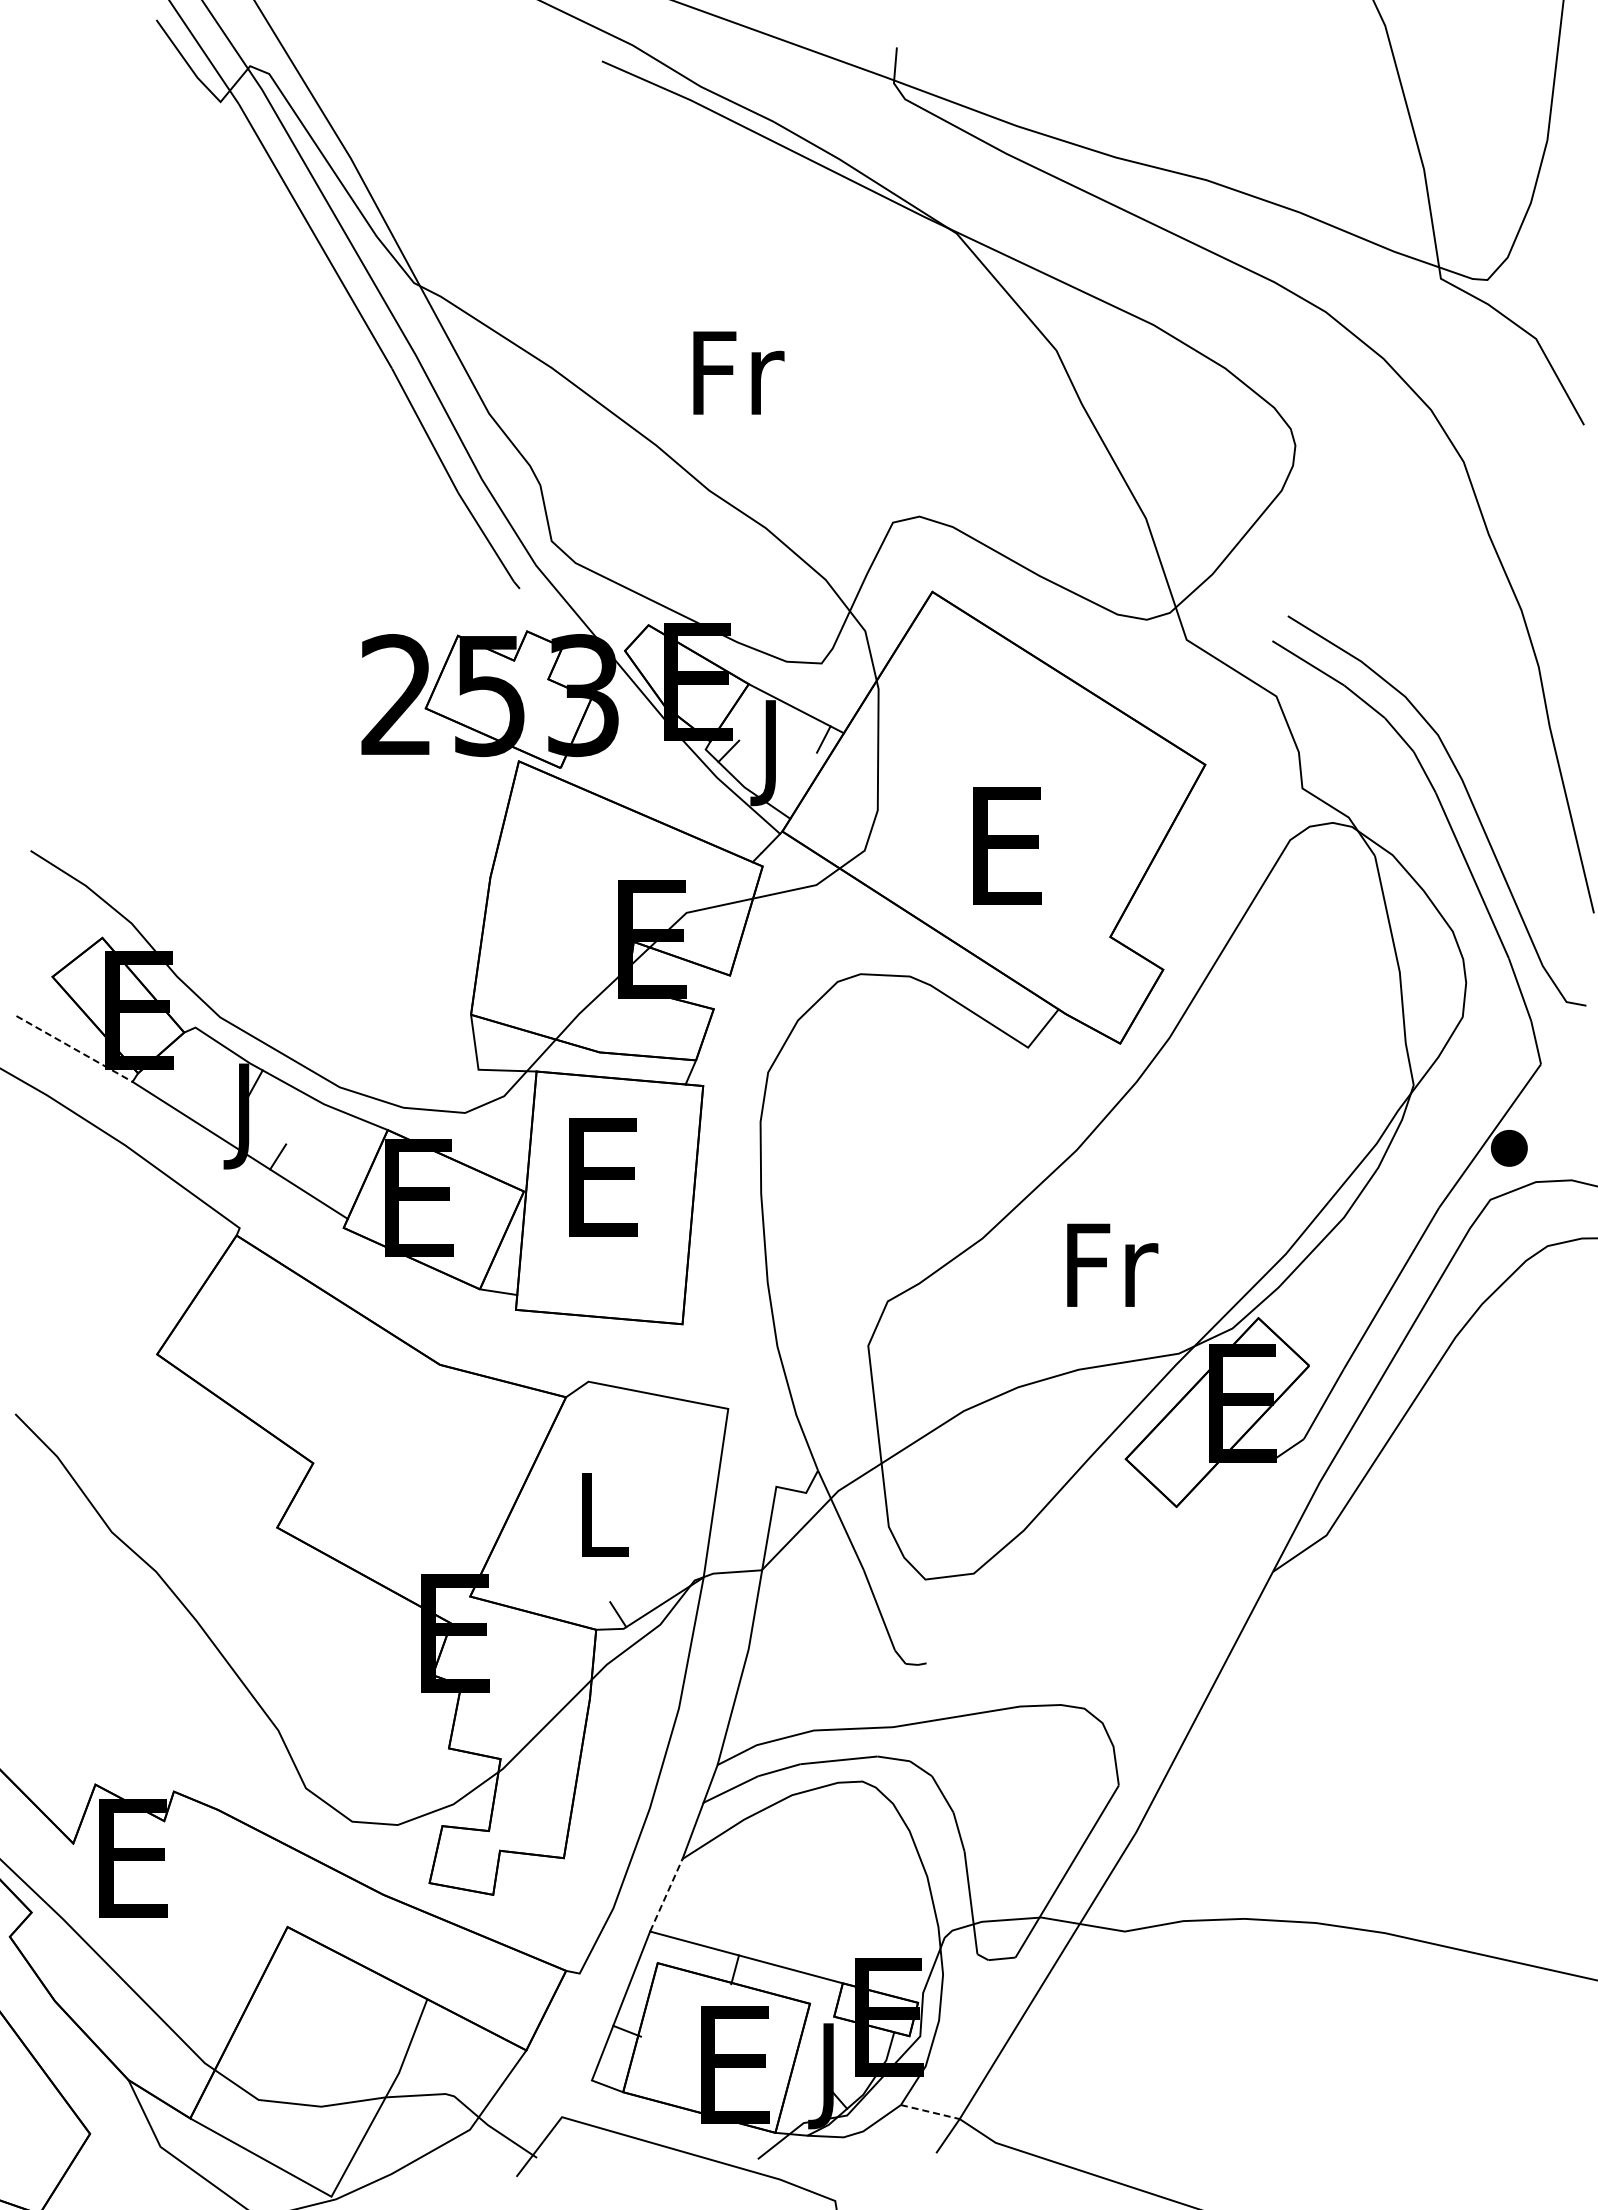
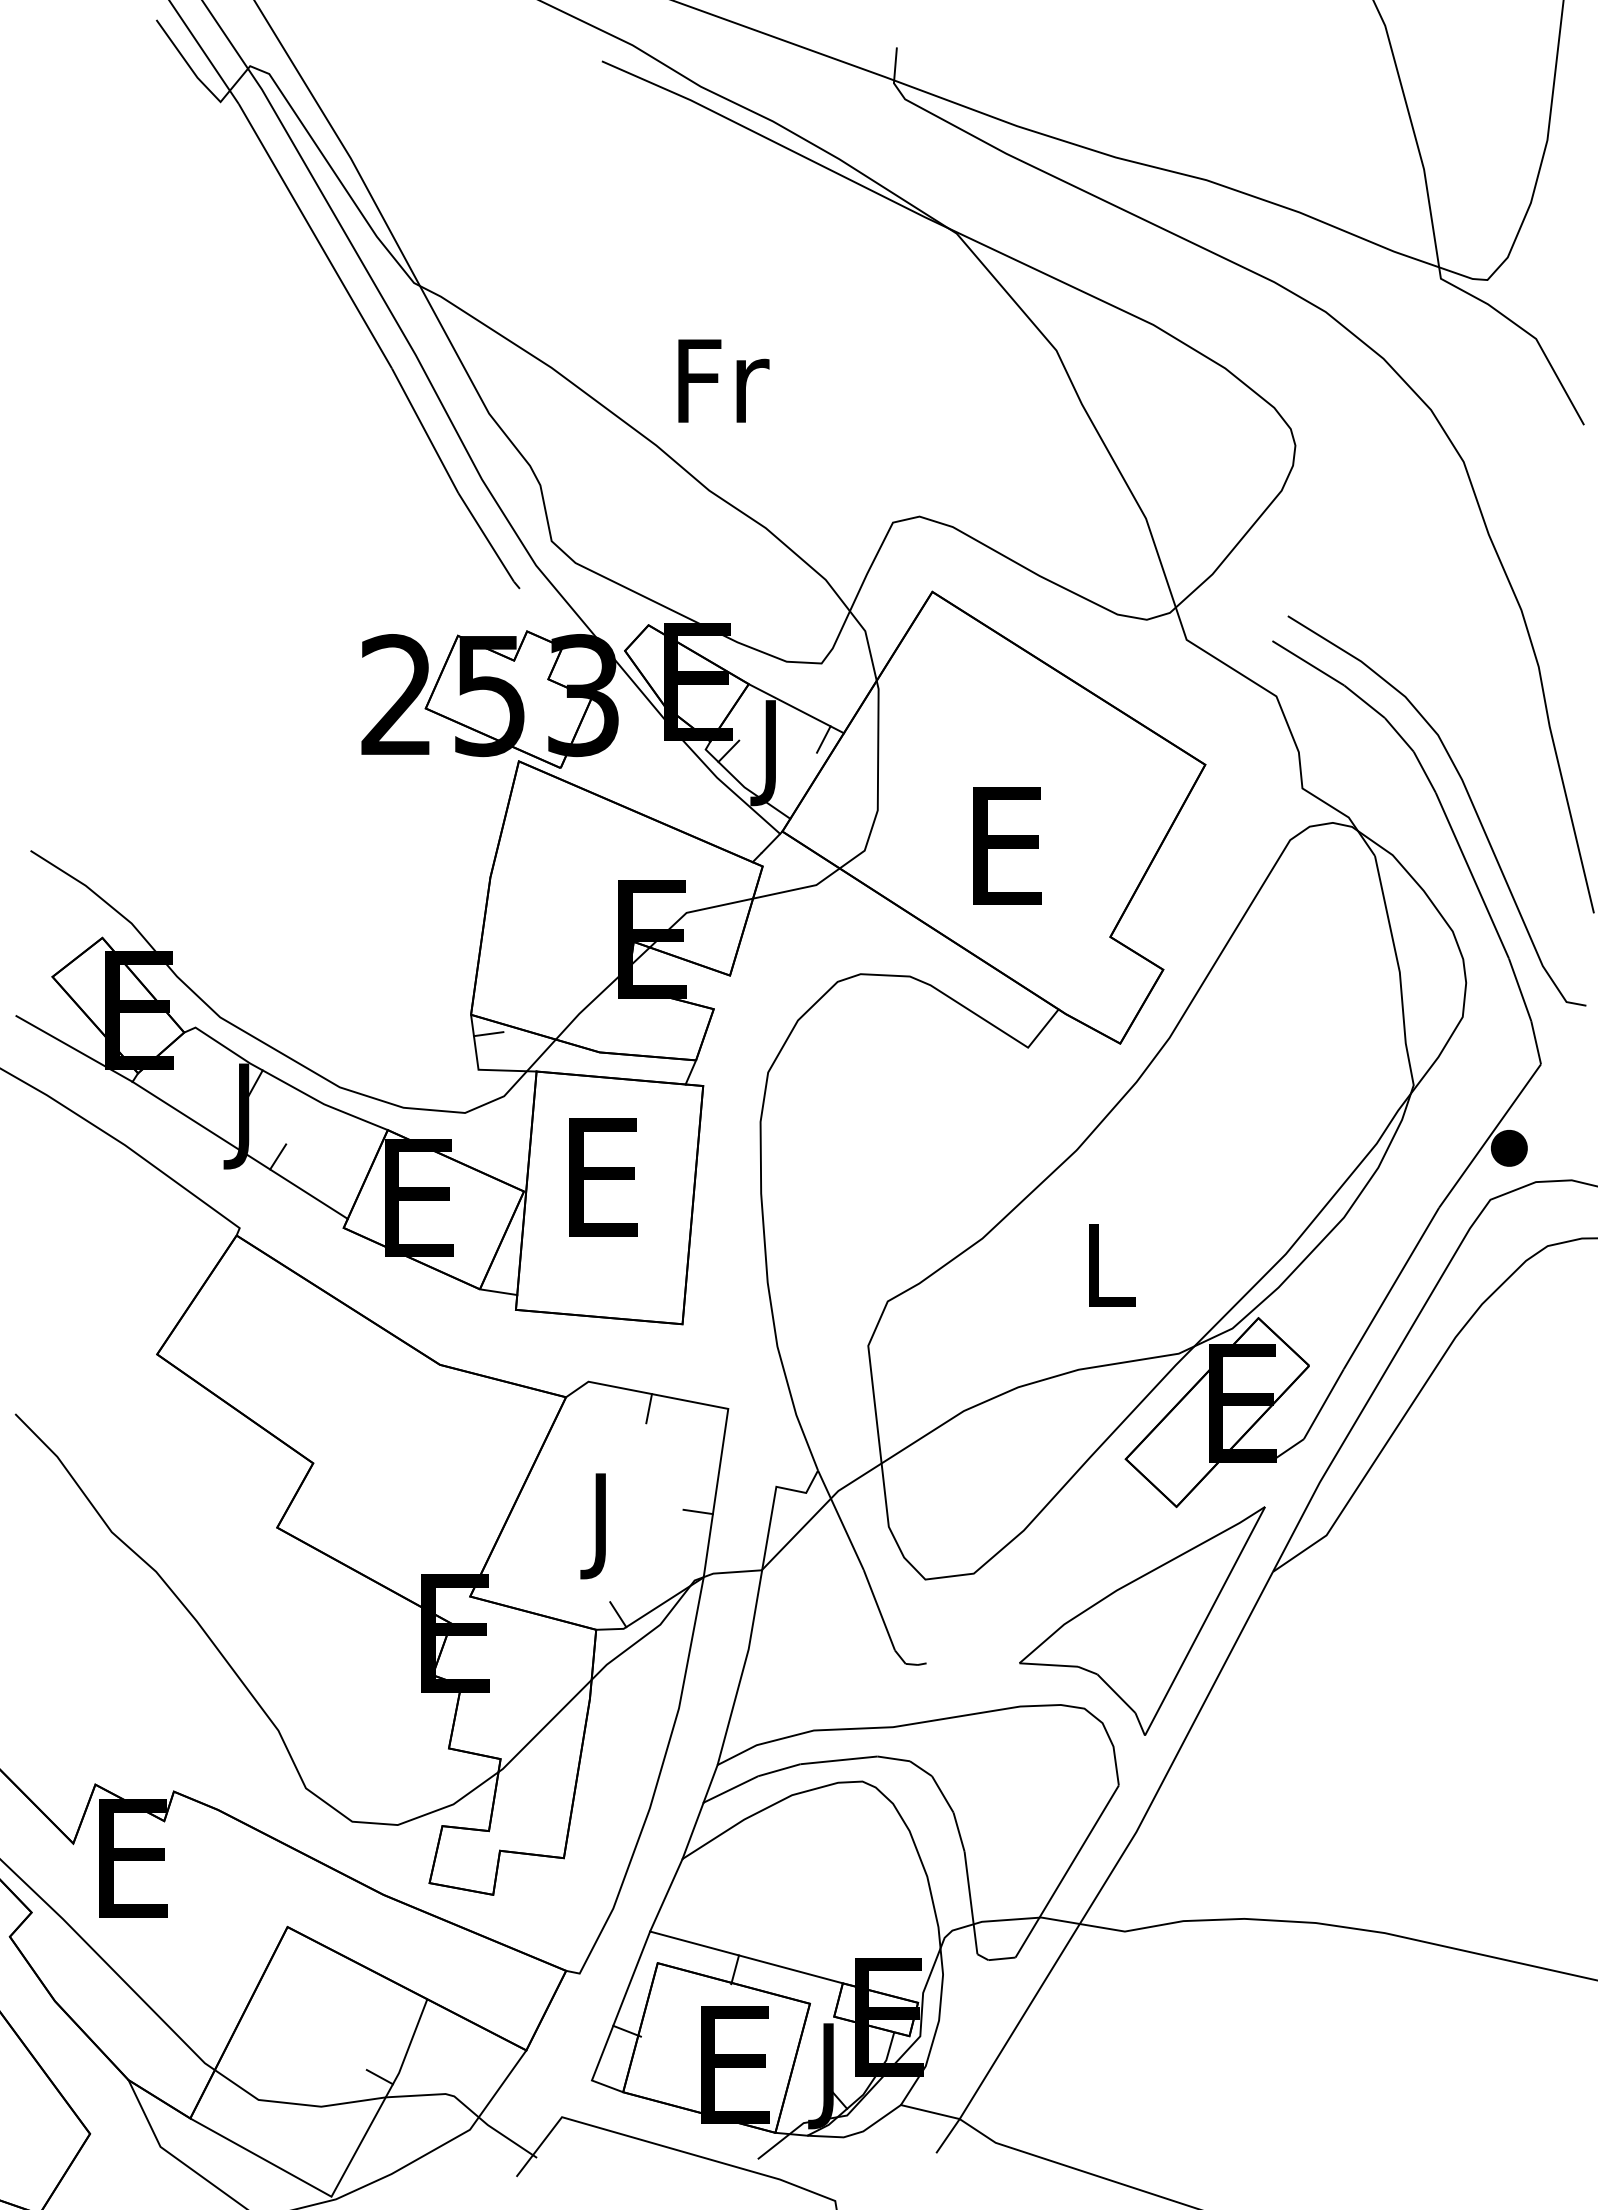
text position: (738, 372) -> (723, 380) (723, 380)
line: none -> present (488, 1034)
line: dashed -> solid (74, 1048)
text: Fr -> L (1112, 1264)
line: none -> present (648, 1408)
line: none -> present (697, 1511)
text: L -> J (604, 1526)
part: none -> present (1142, 1620)
line: dashed -> solid (666, 1895)
line: none -> present (379, 2077)
line: dashed -> solid (930, 2112)
